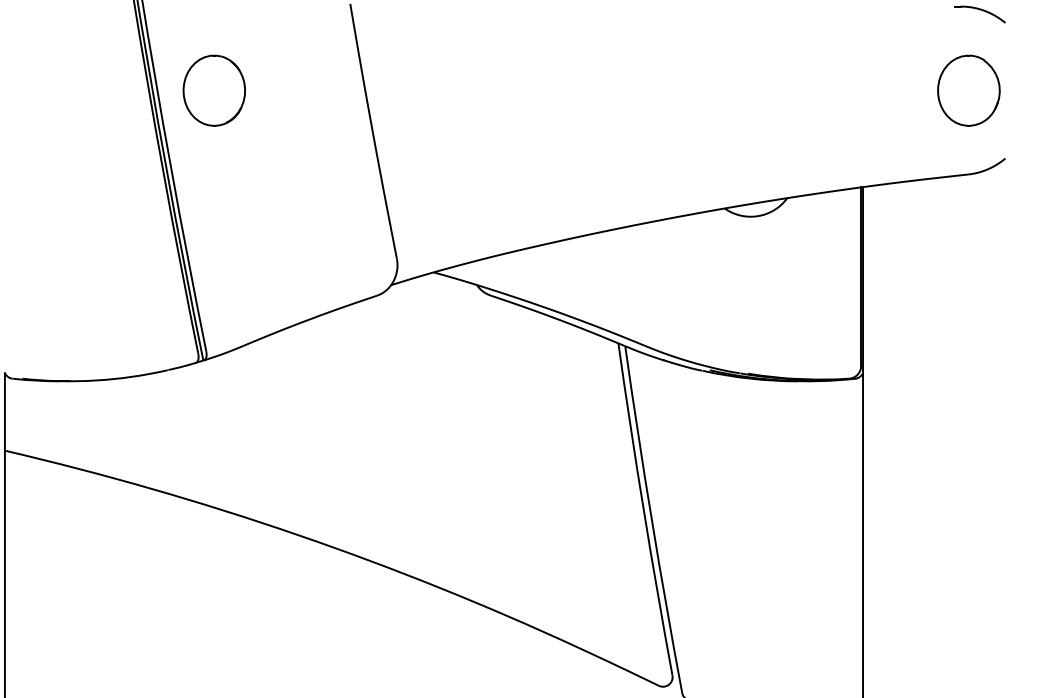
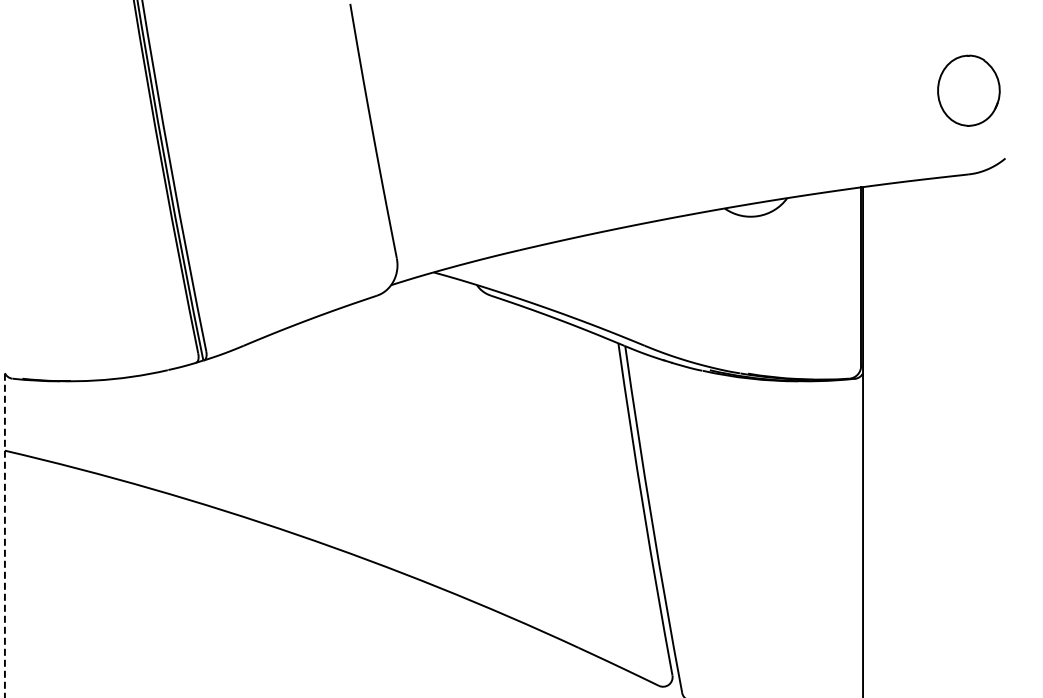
part: present -> none (979, 14)
part: present -> none (213, 90)
line: solid -> dashed (4, 535)
